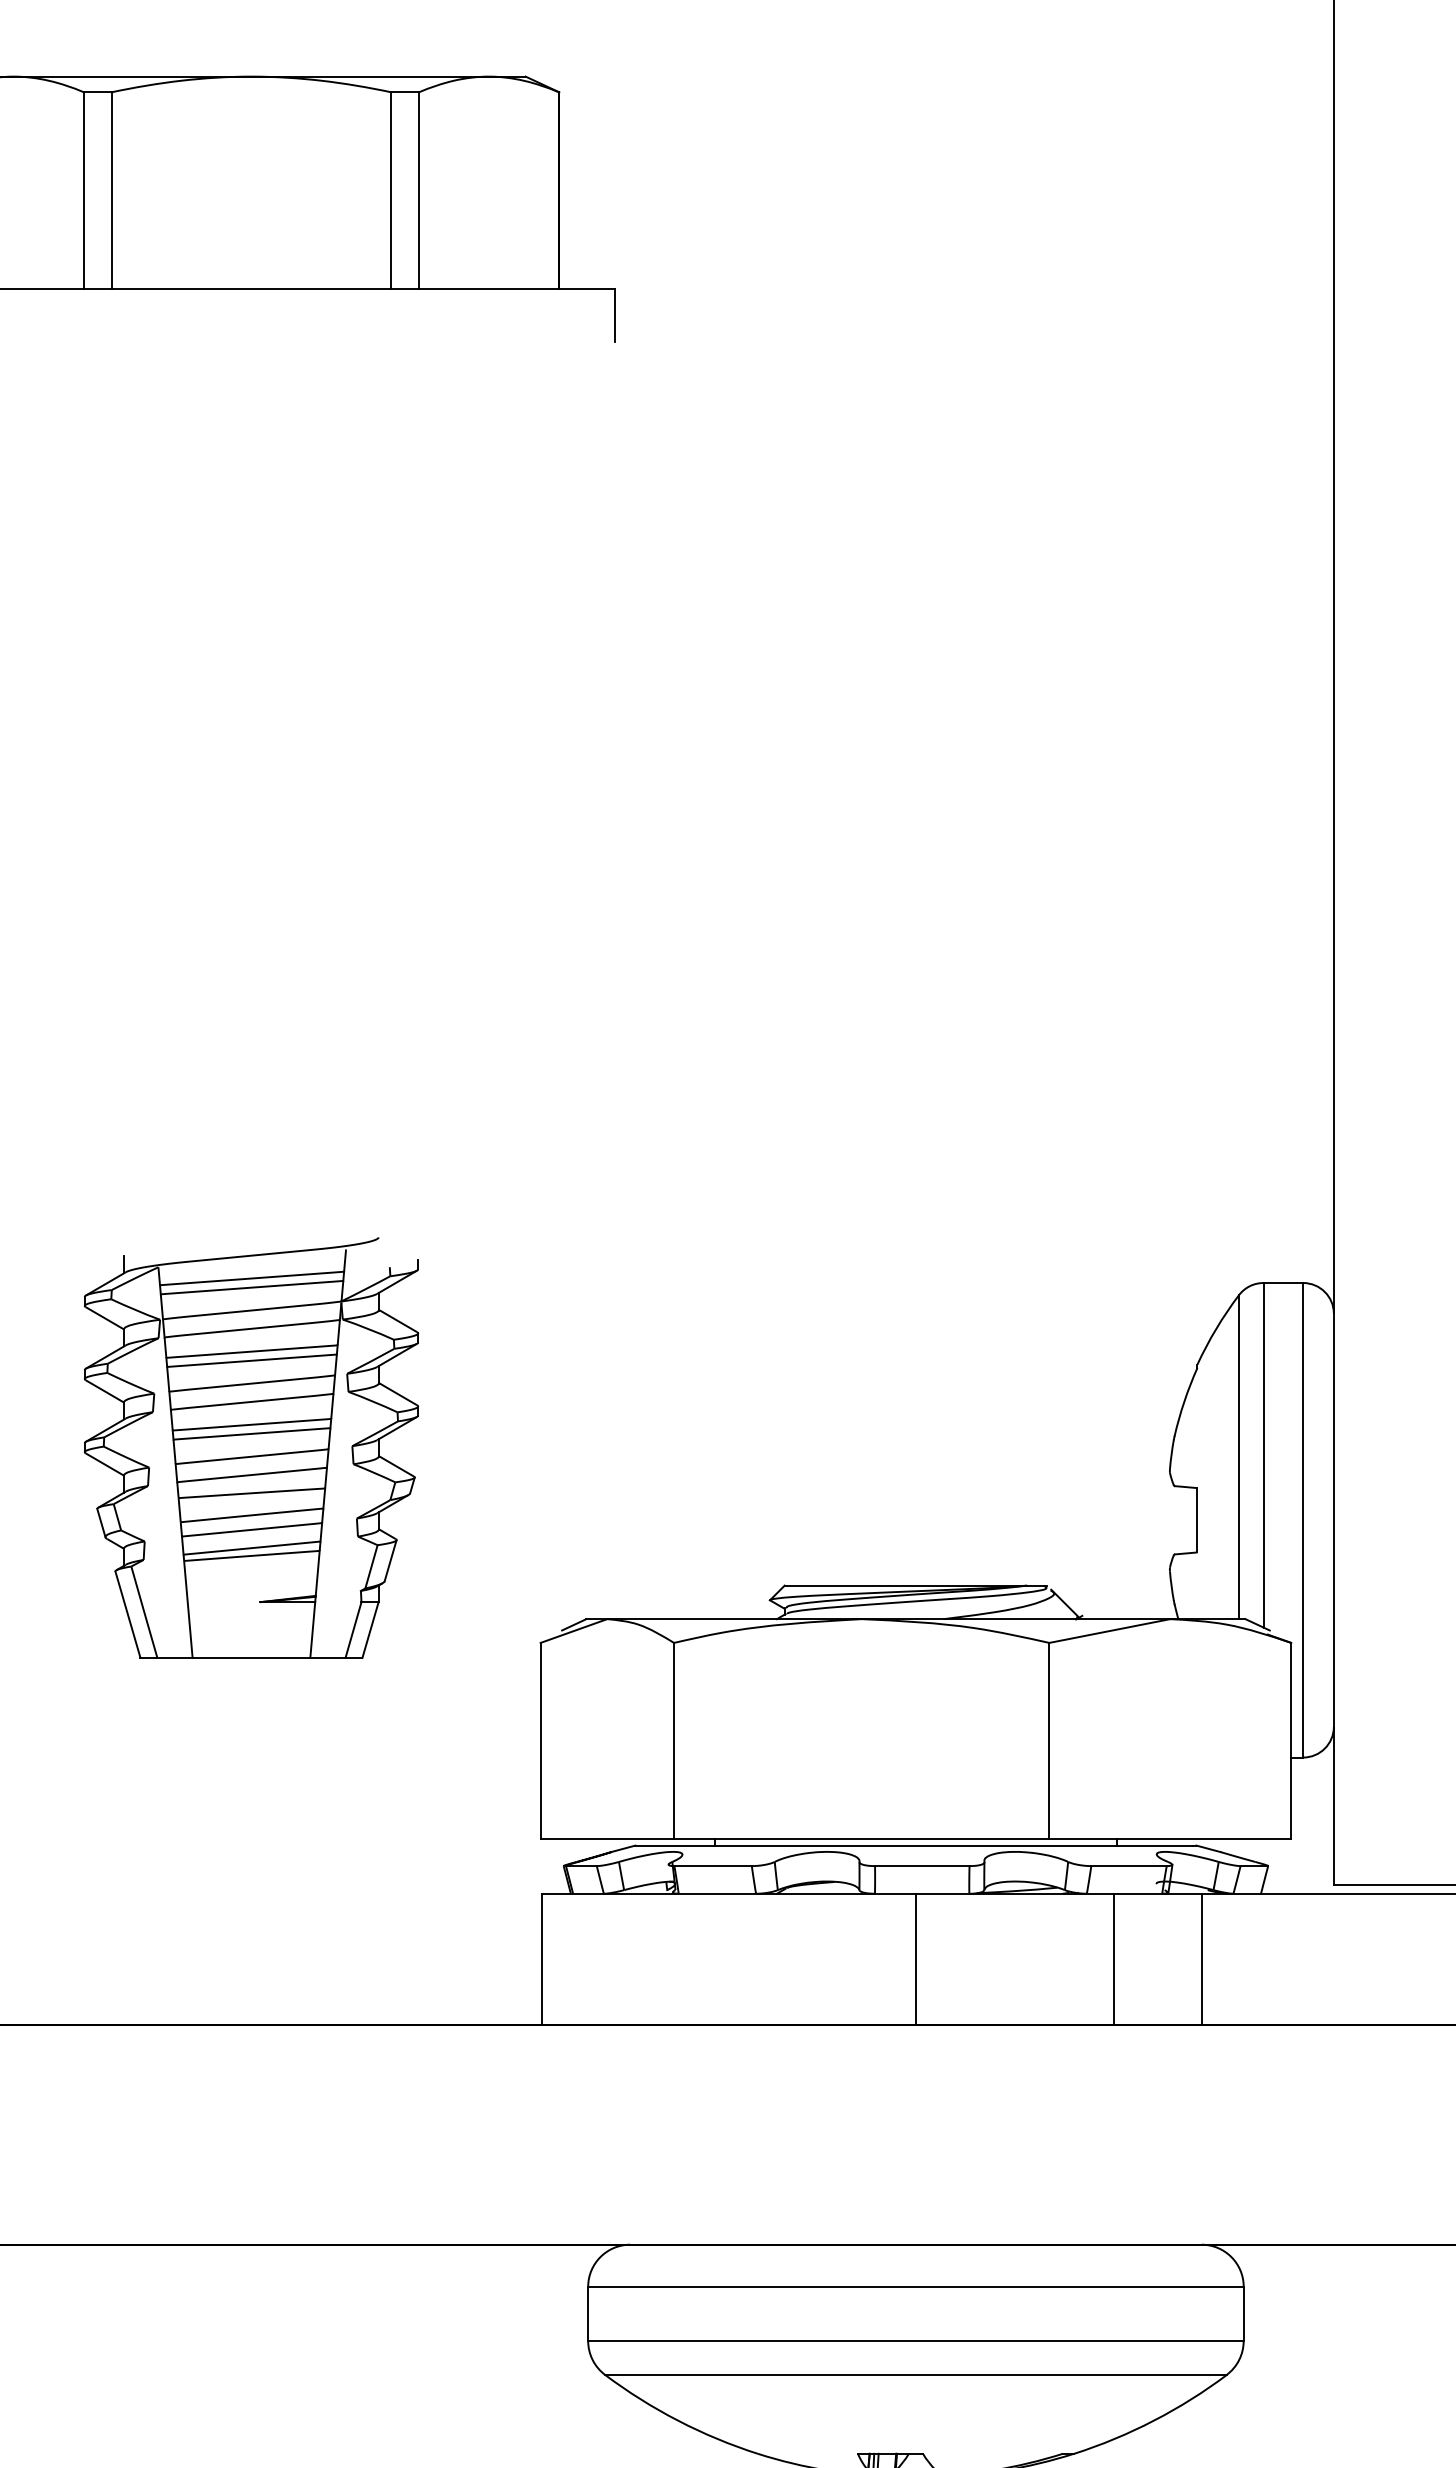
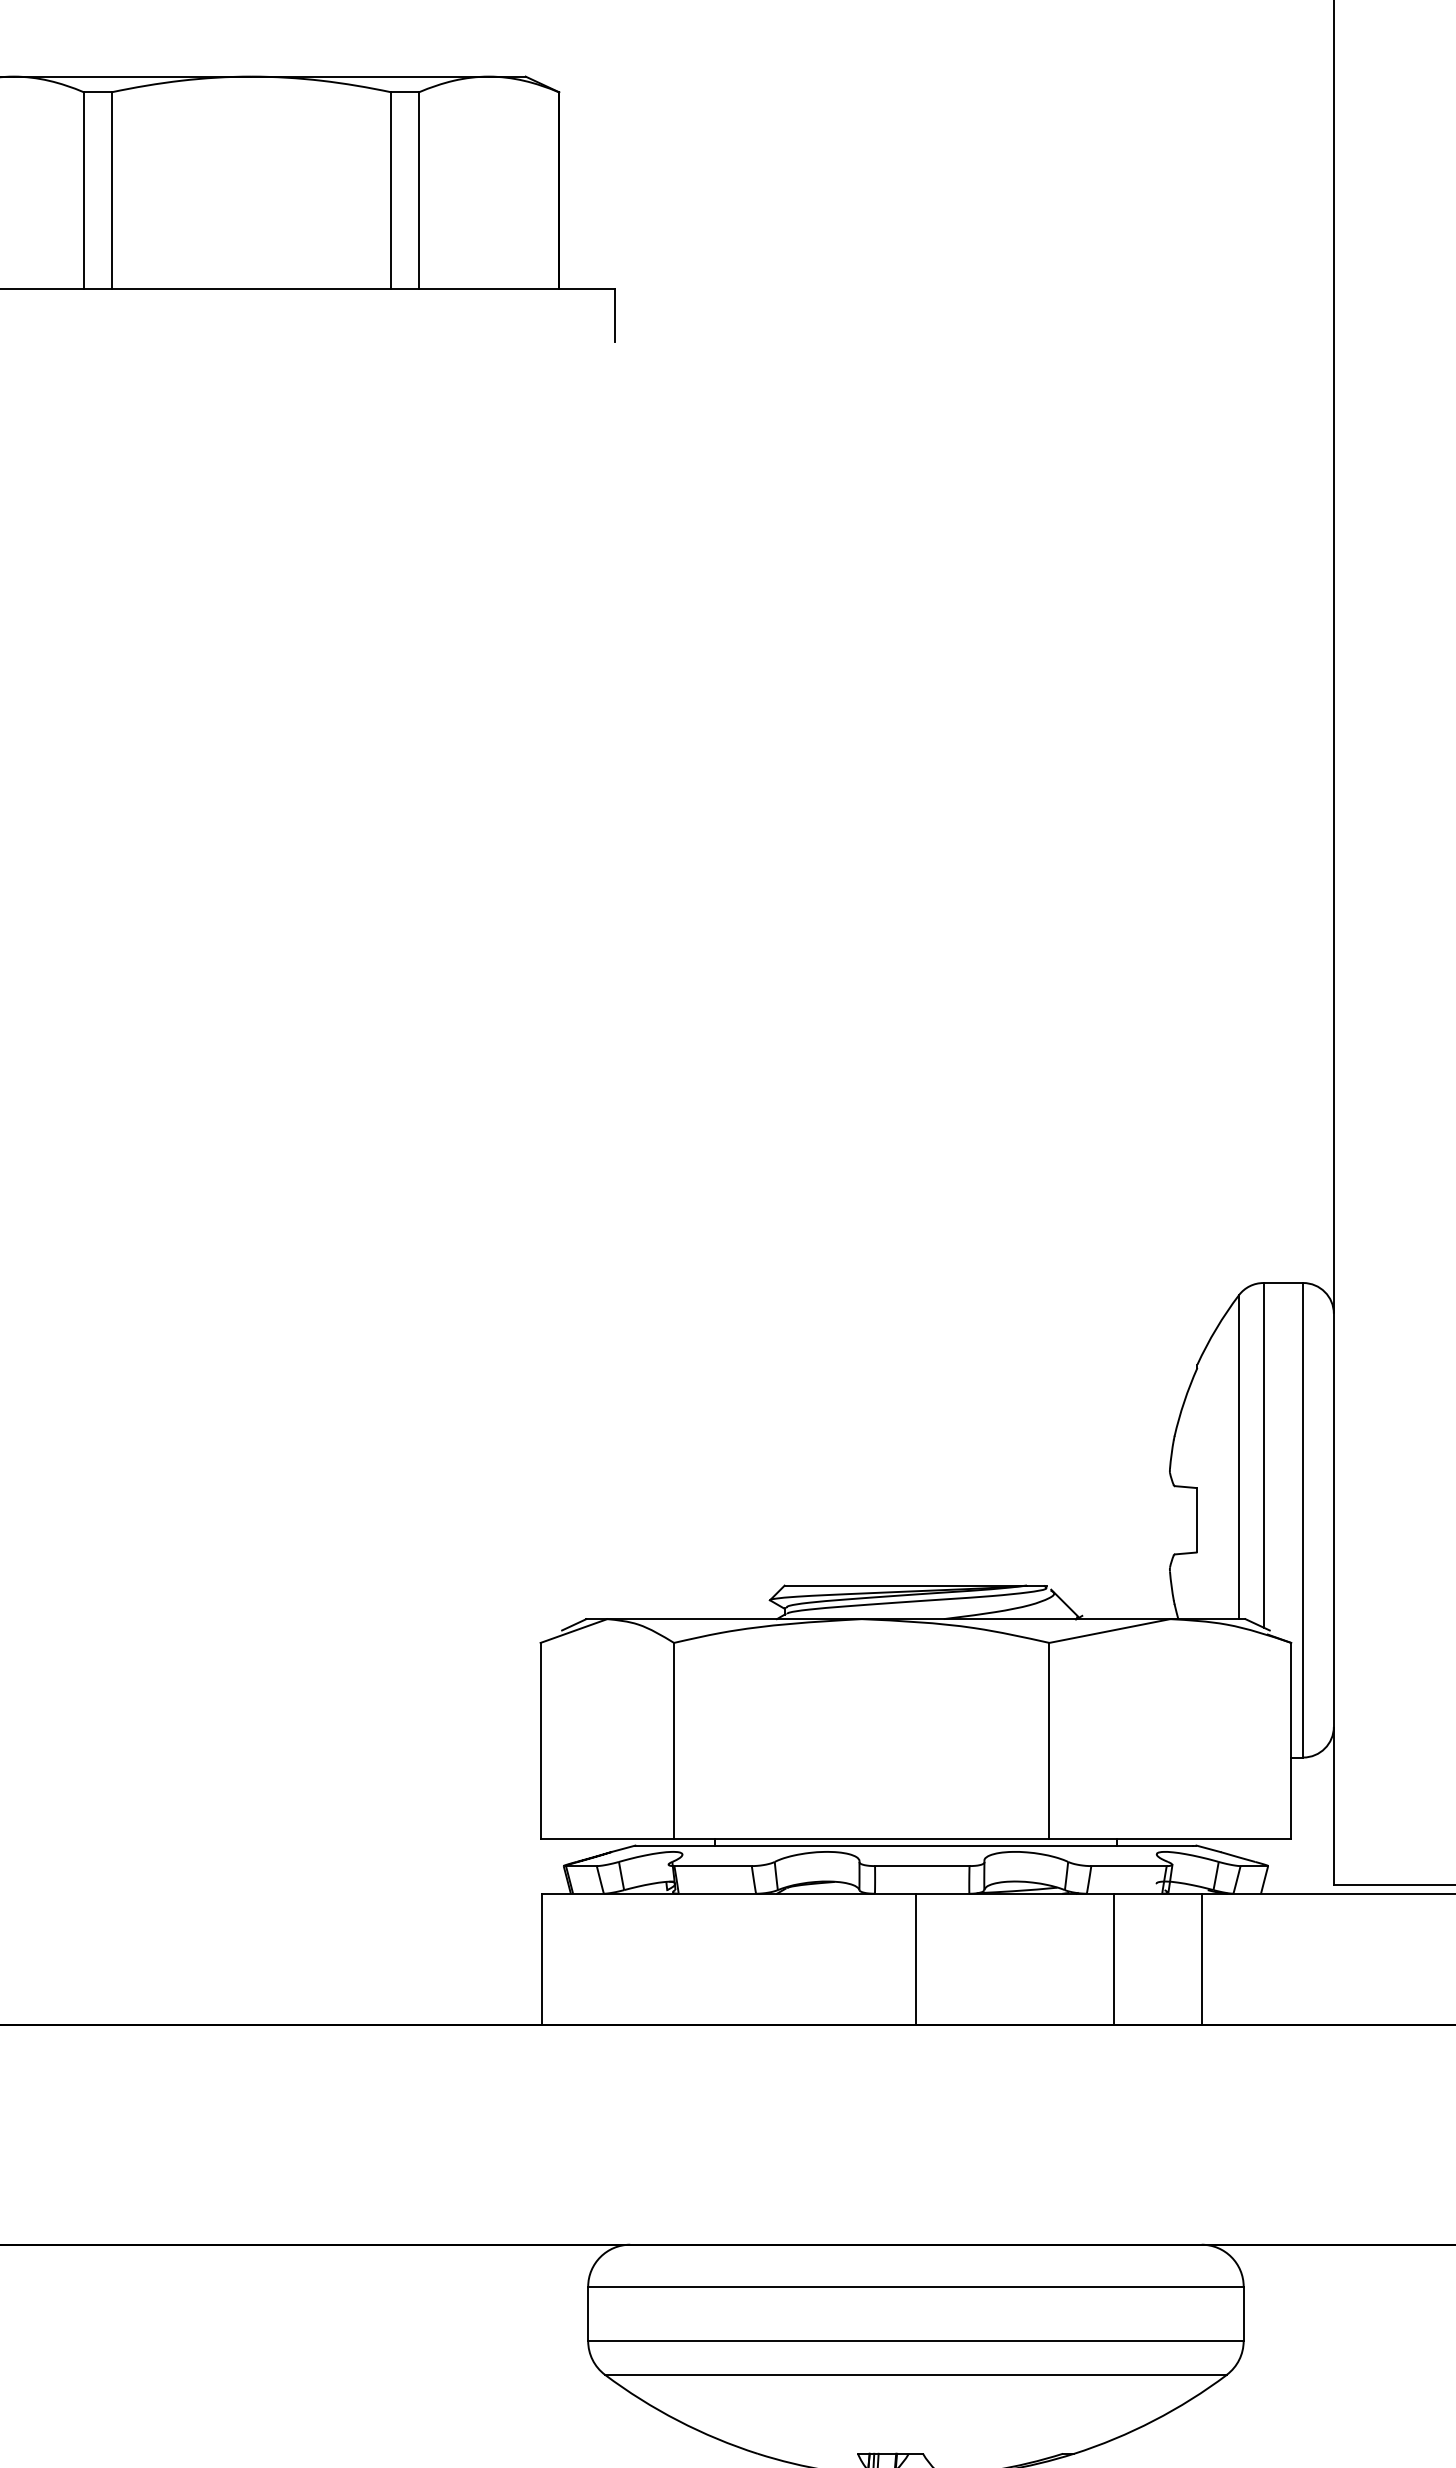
part: present -> none (251, 1447)
